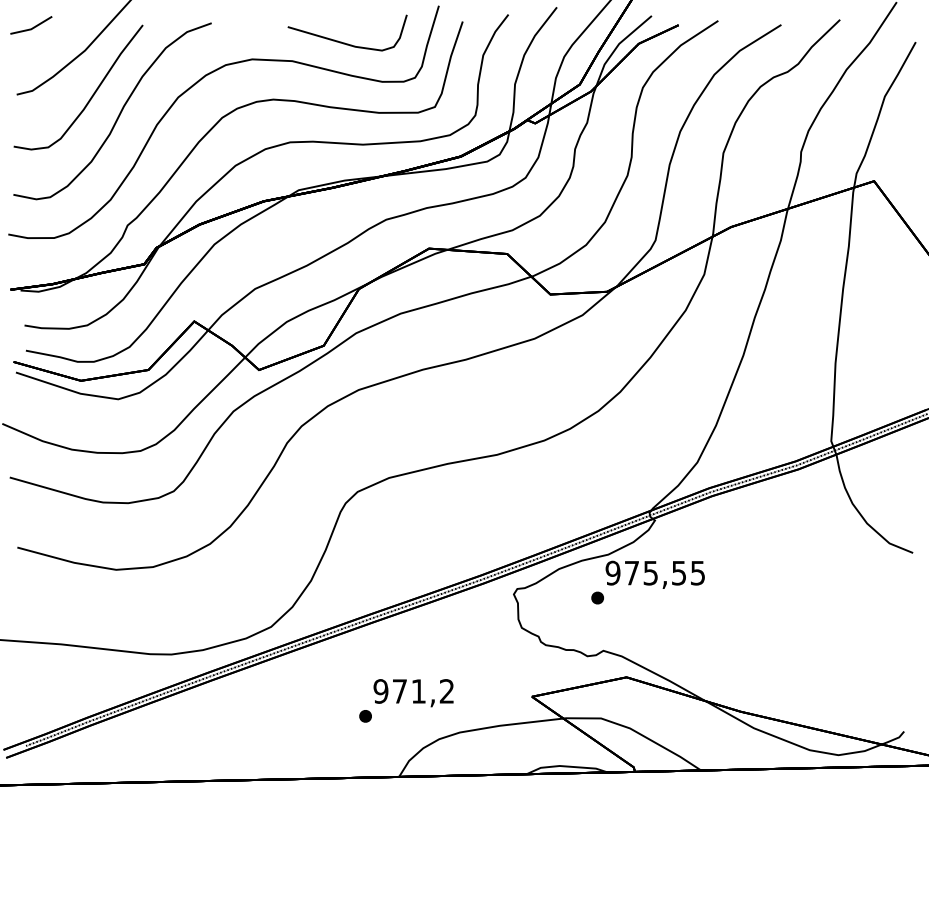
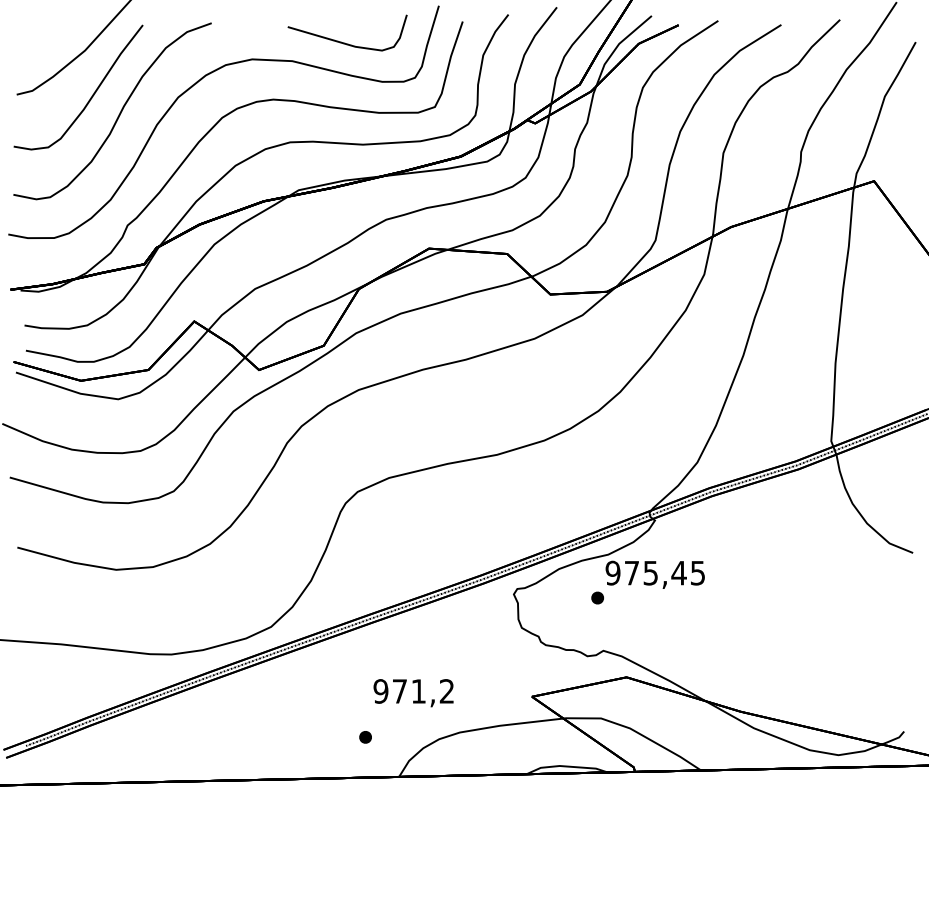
part: present -> none (31, 25)
text: 975,55 -> 975,45 (678, 573)
part position: (365, 716) -> (365, 737) (365, 737)
